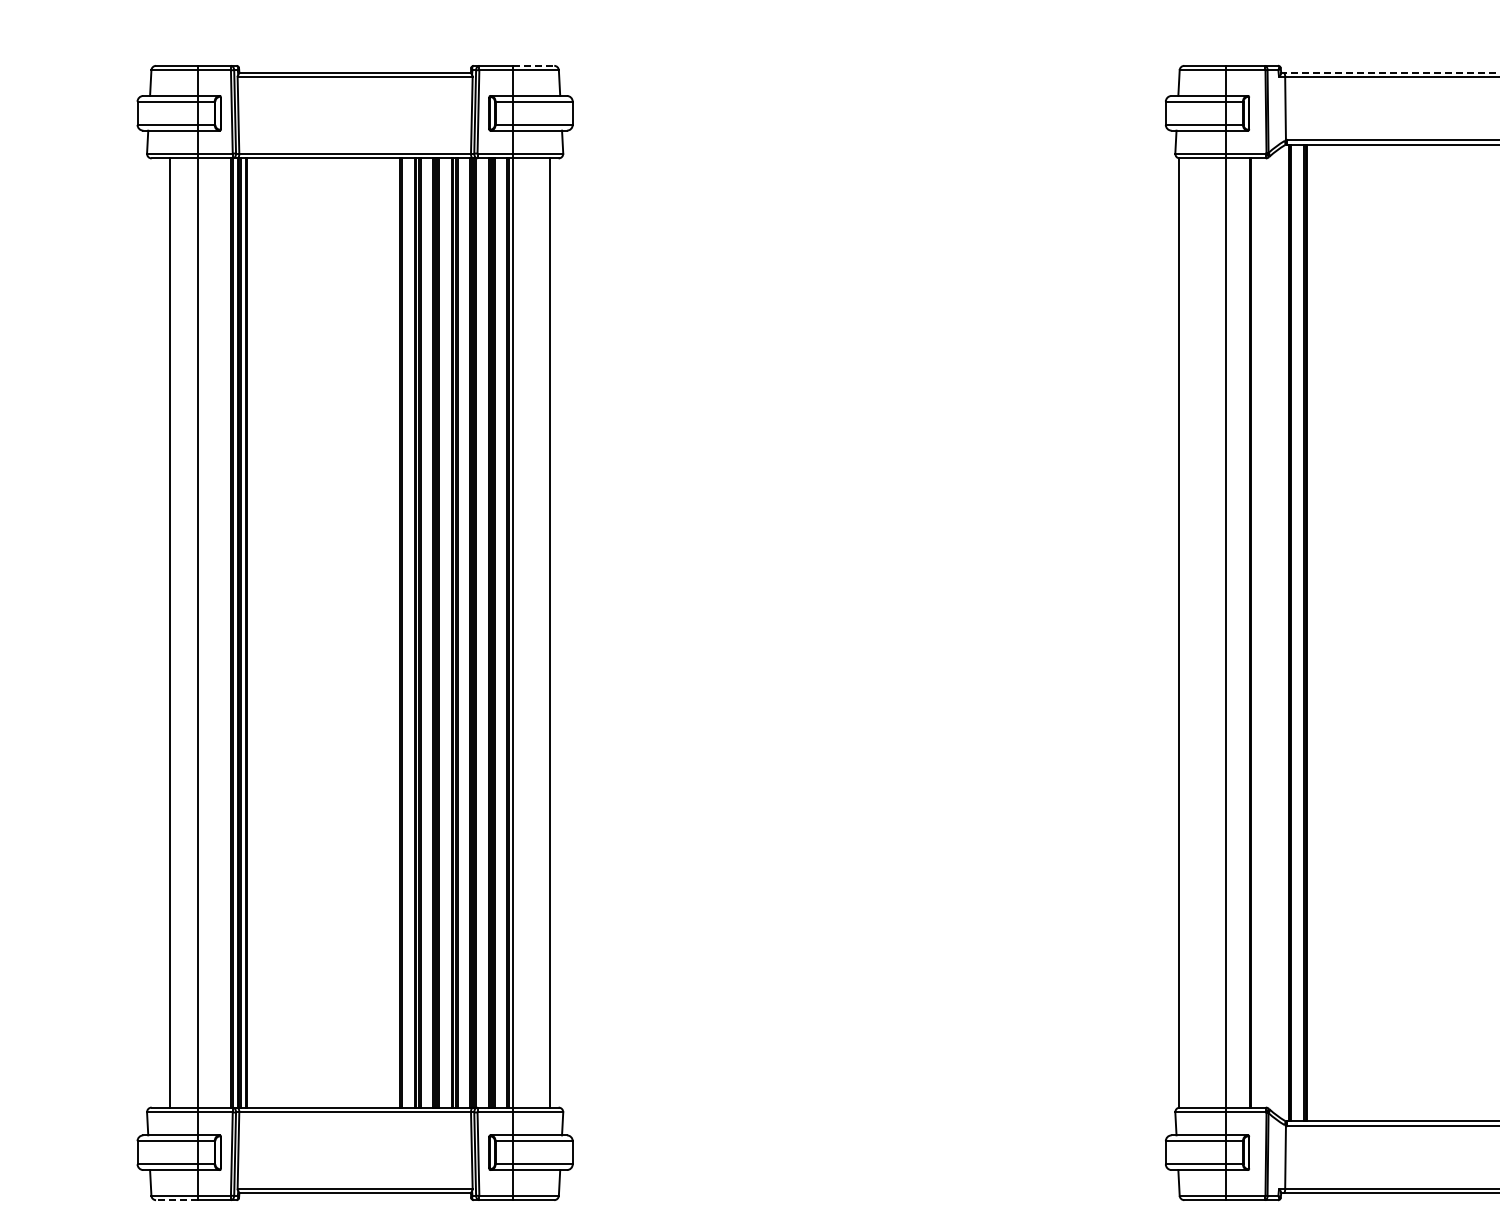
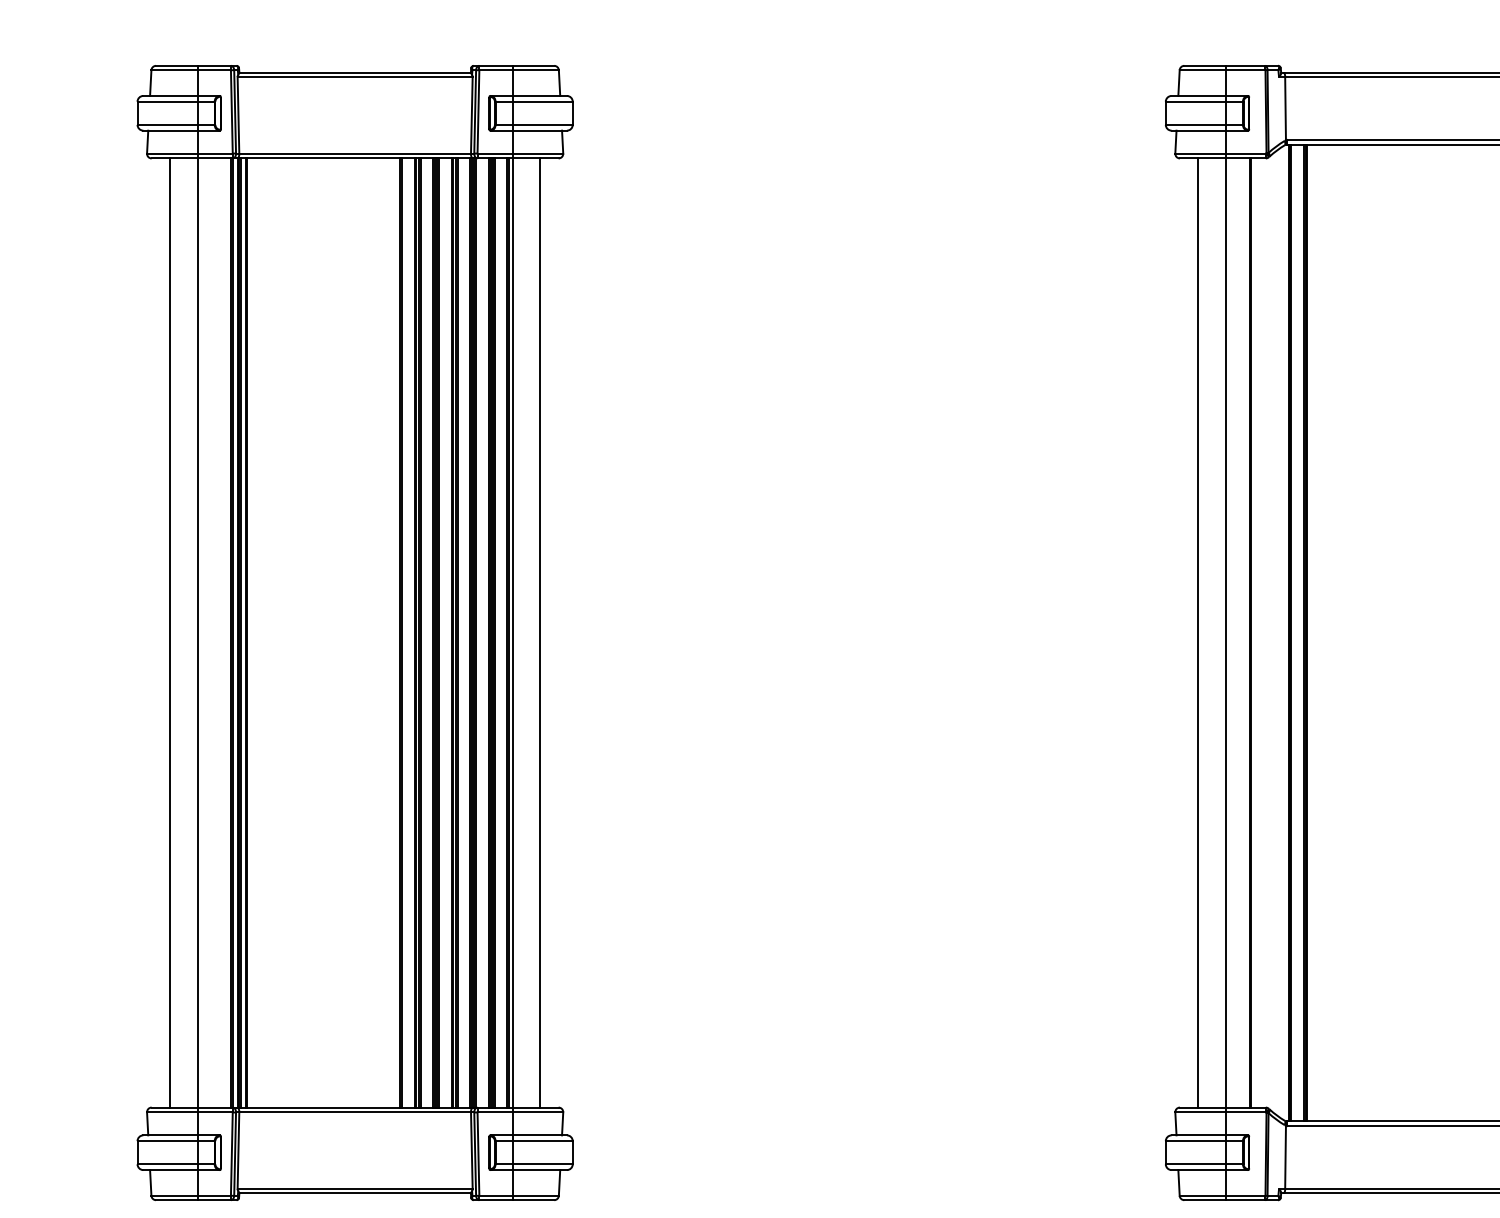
line: dashed -> solid (533, 65)
line: dashed -> solid (1391, 72)
line position: (550, 632) -> (540, 632) (540, 632)
line position: (1179, 632) -> (1198, 632) (1198, 632)
line: dashed -> solid (176, 1200)
